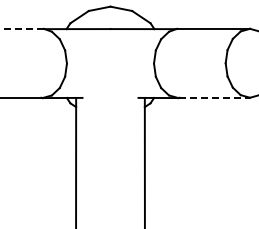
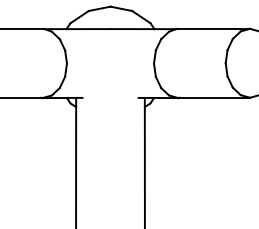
line: dashed -> solid (22, 28)
line: dashed -> solid (215, 97)
